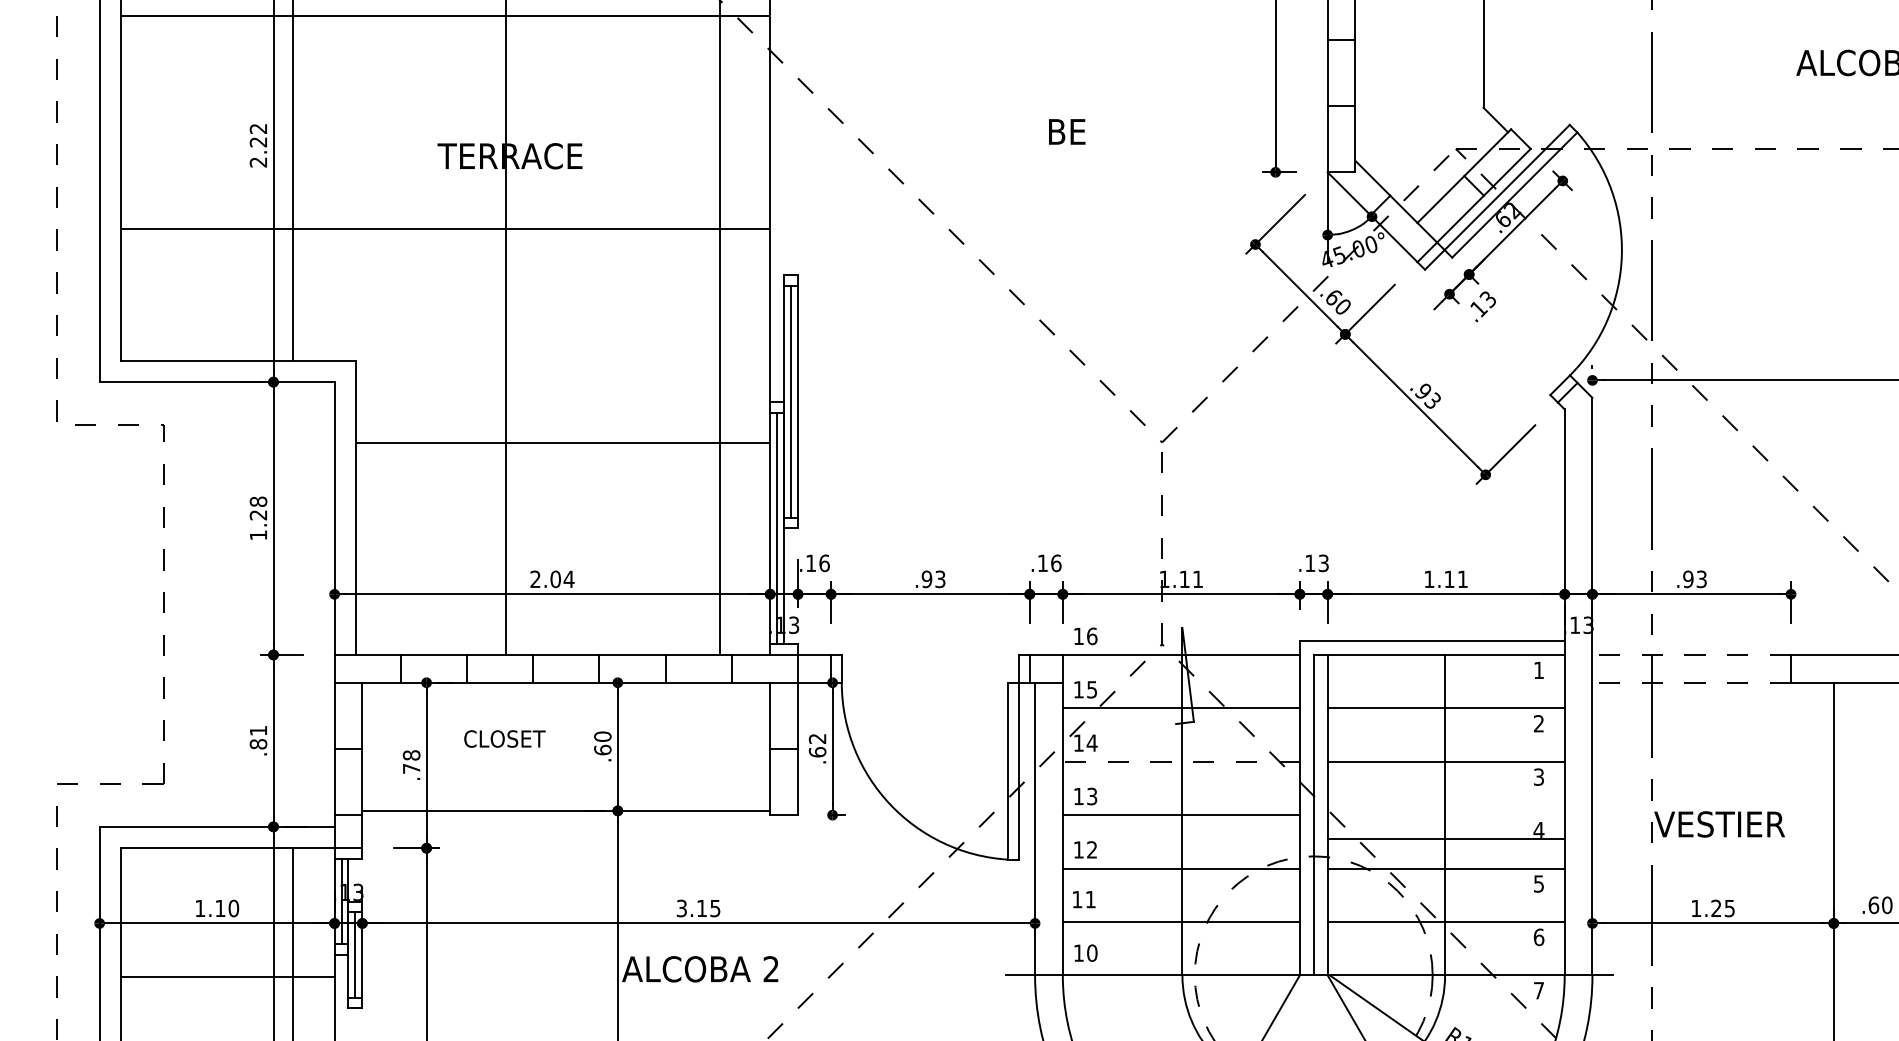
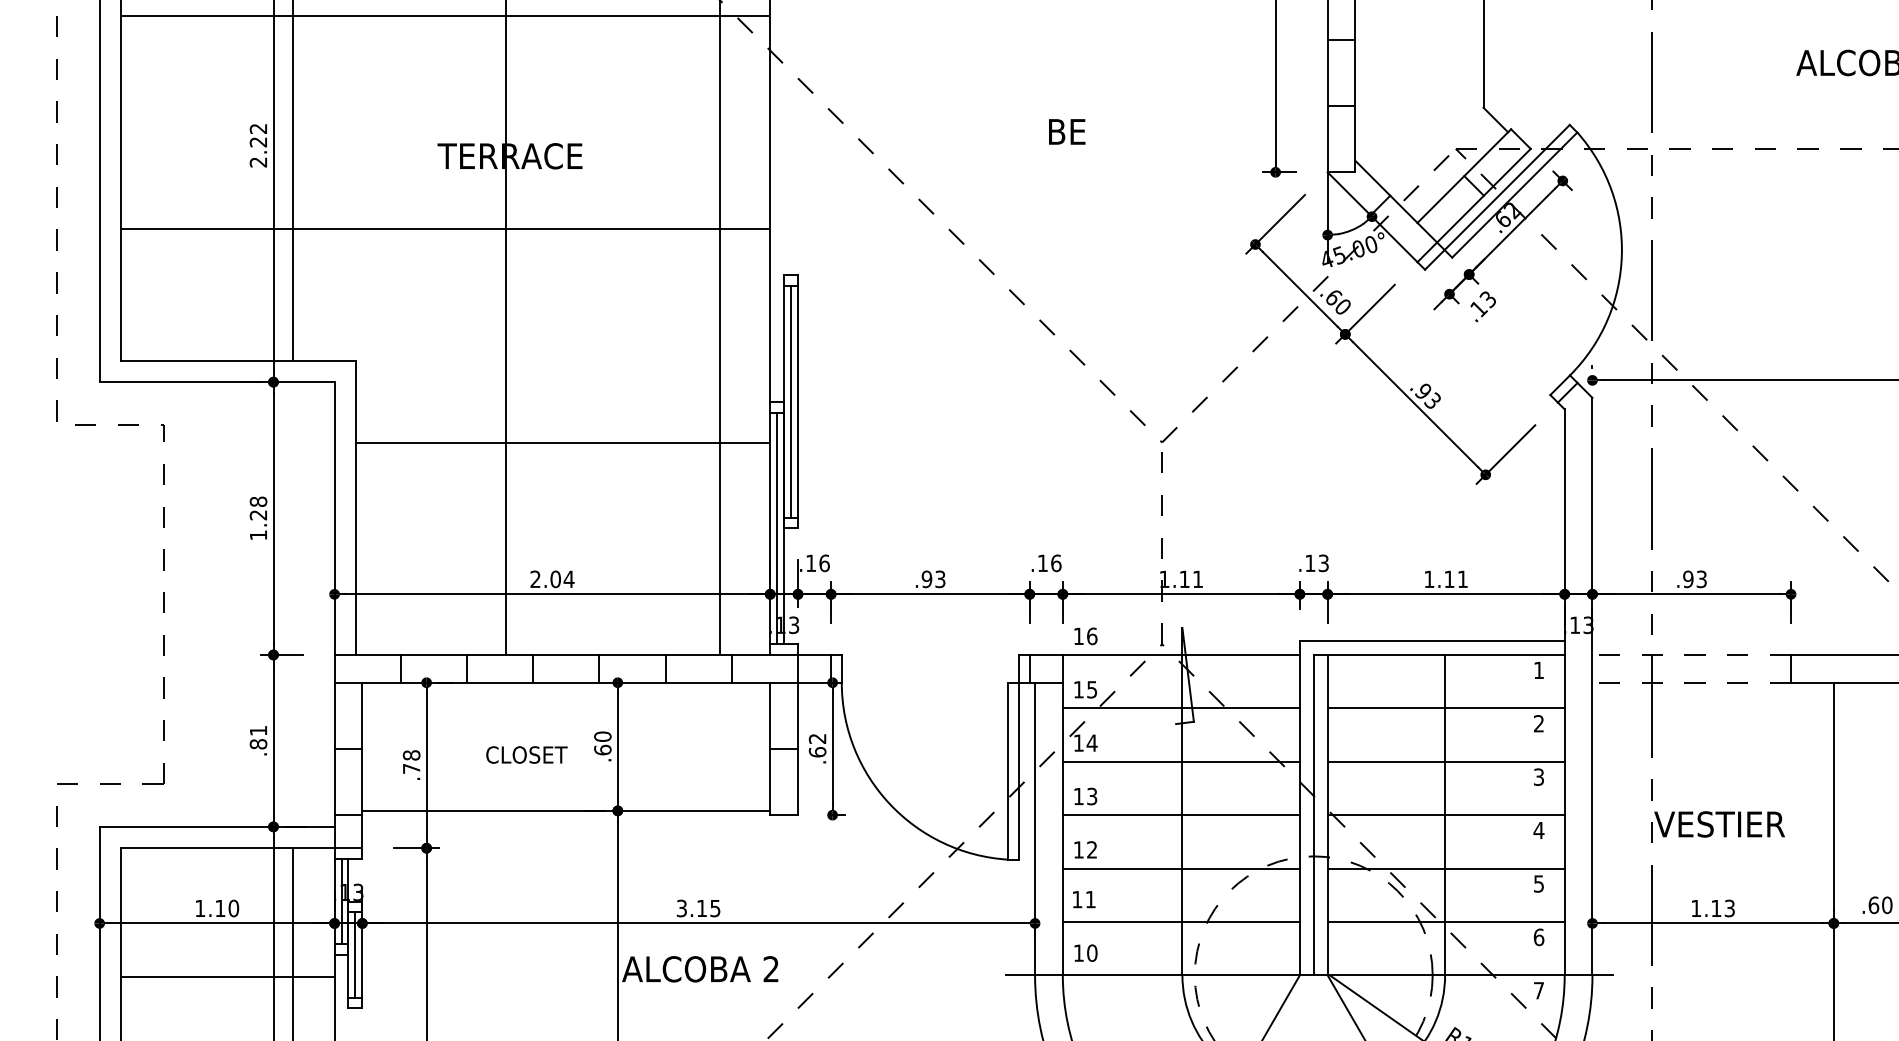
text position: (504, 738) -> (526, 754) (526, 754)
line: dashed -> solid (1181, 761)
line position: (1445, 839) -> (1445, 815) (1445, 815)
text: 1.25 -> 1.13 (1722, 907)
